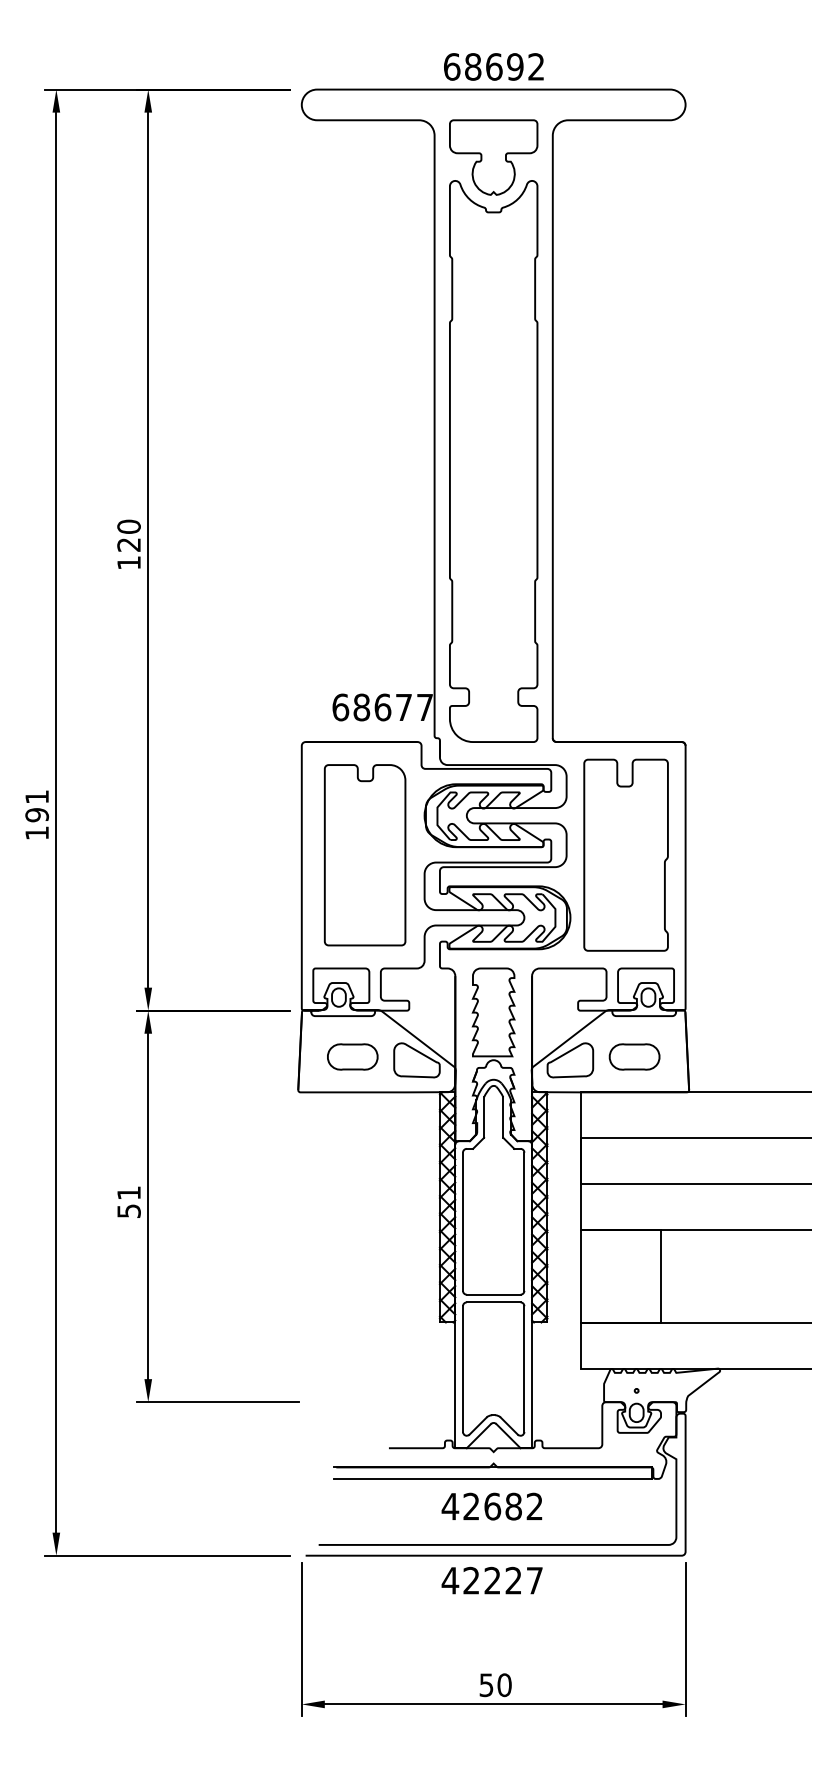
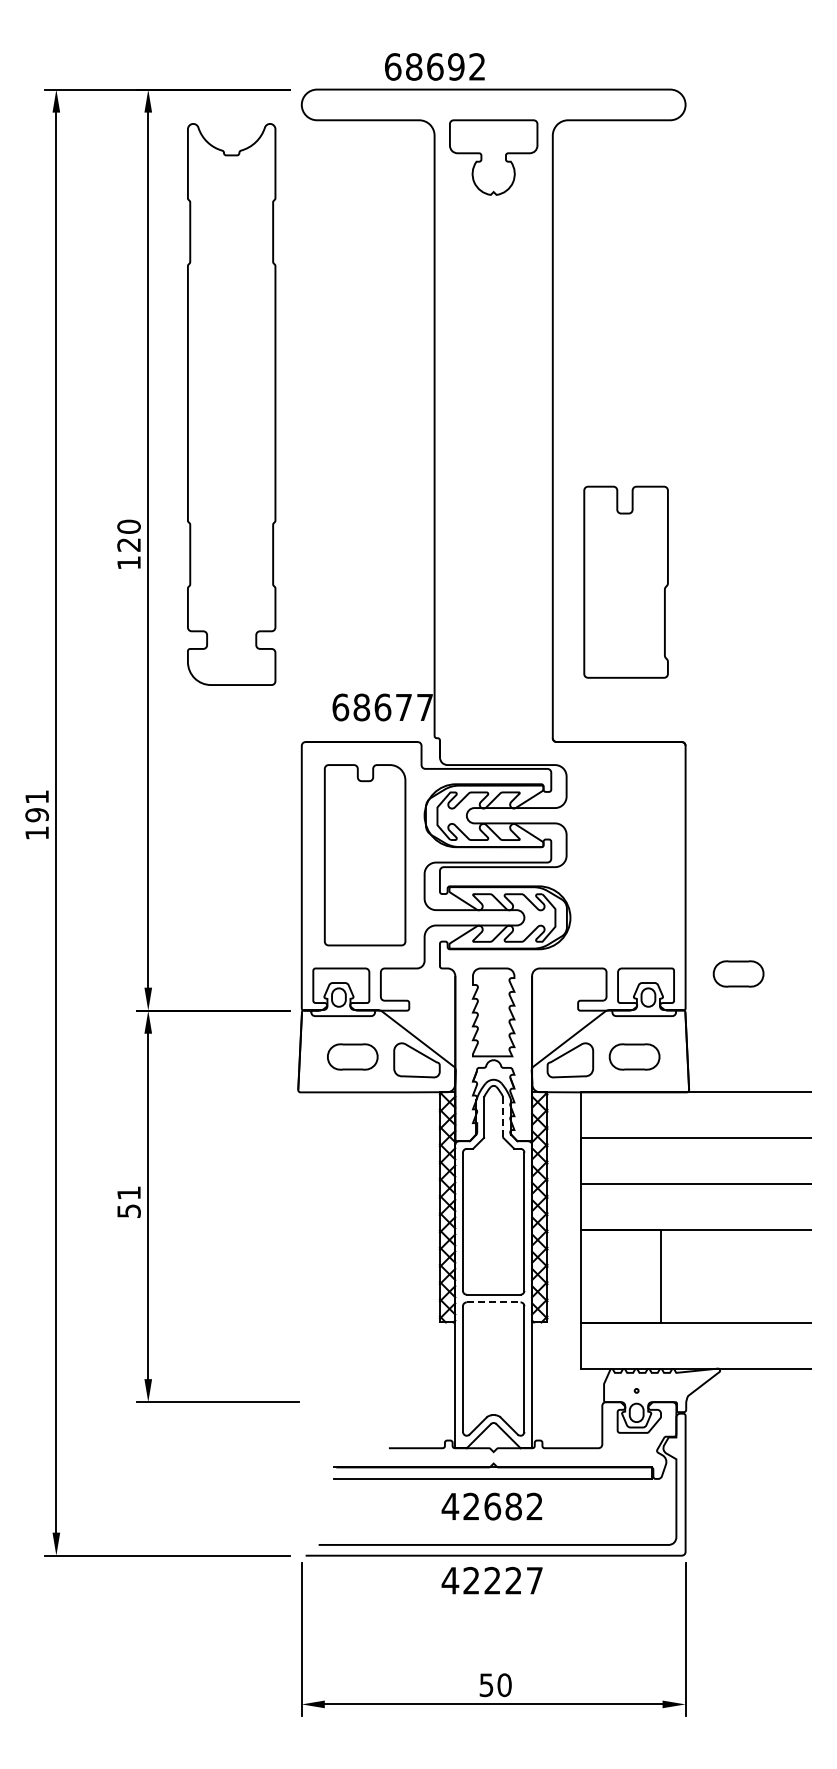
text position: (493, 66) -> (434, 66) (434, 66)
part position: (493, 461) -> (231, 404) (231, 404)
part position: (625, 854) -> (625, 581) (625, 581)
part: none -> present (738, 973)
line: solid -> dashed (503, 1118)
line: solid -> dashed (493, 1302)
